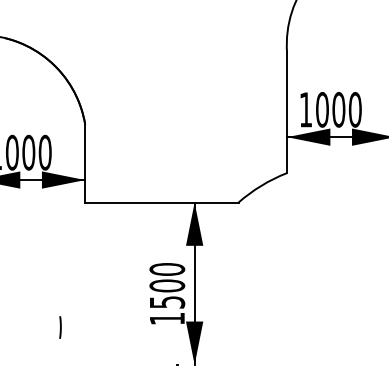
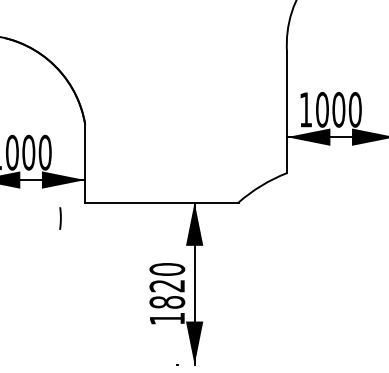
text: 1500 -> 1820 (167, 293)
line position: (60, 327) -> (60, 218) (60, 218)
